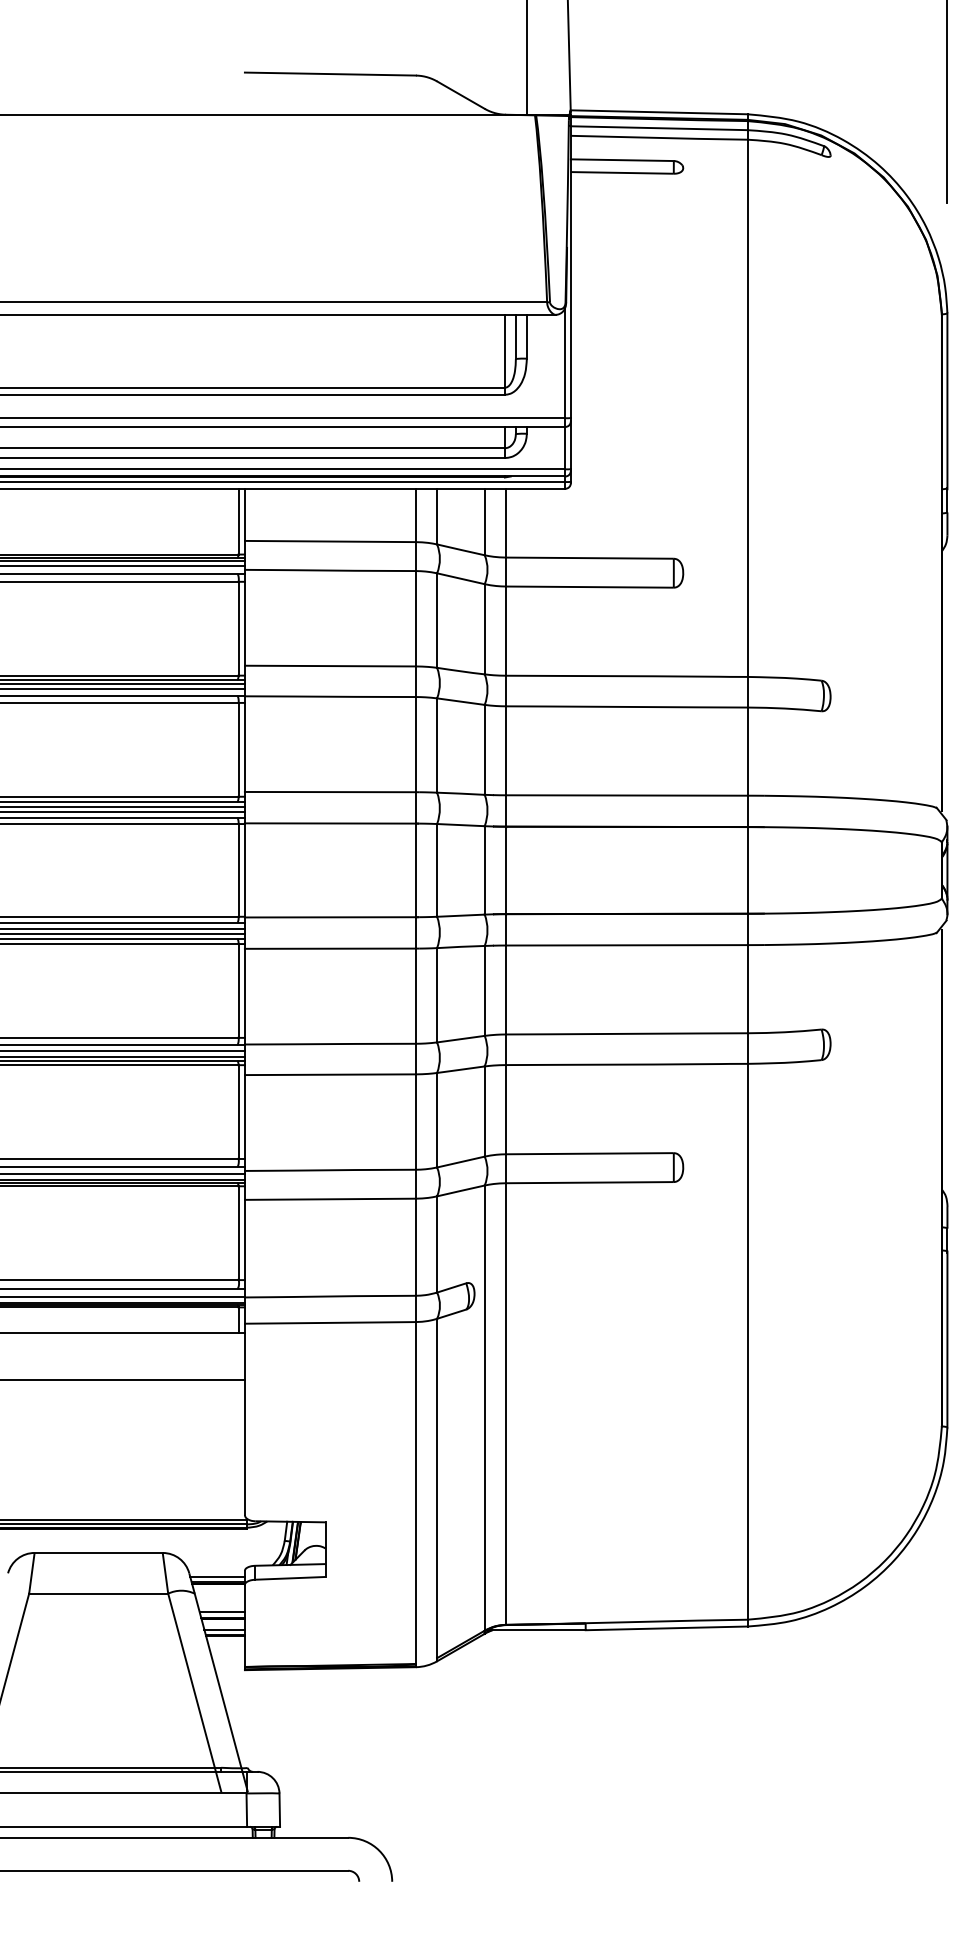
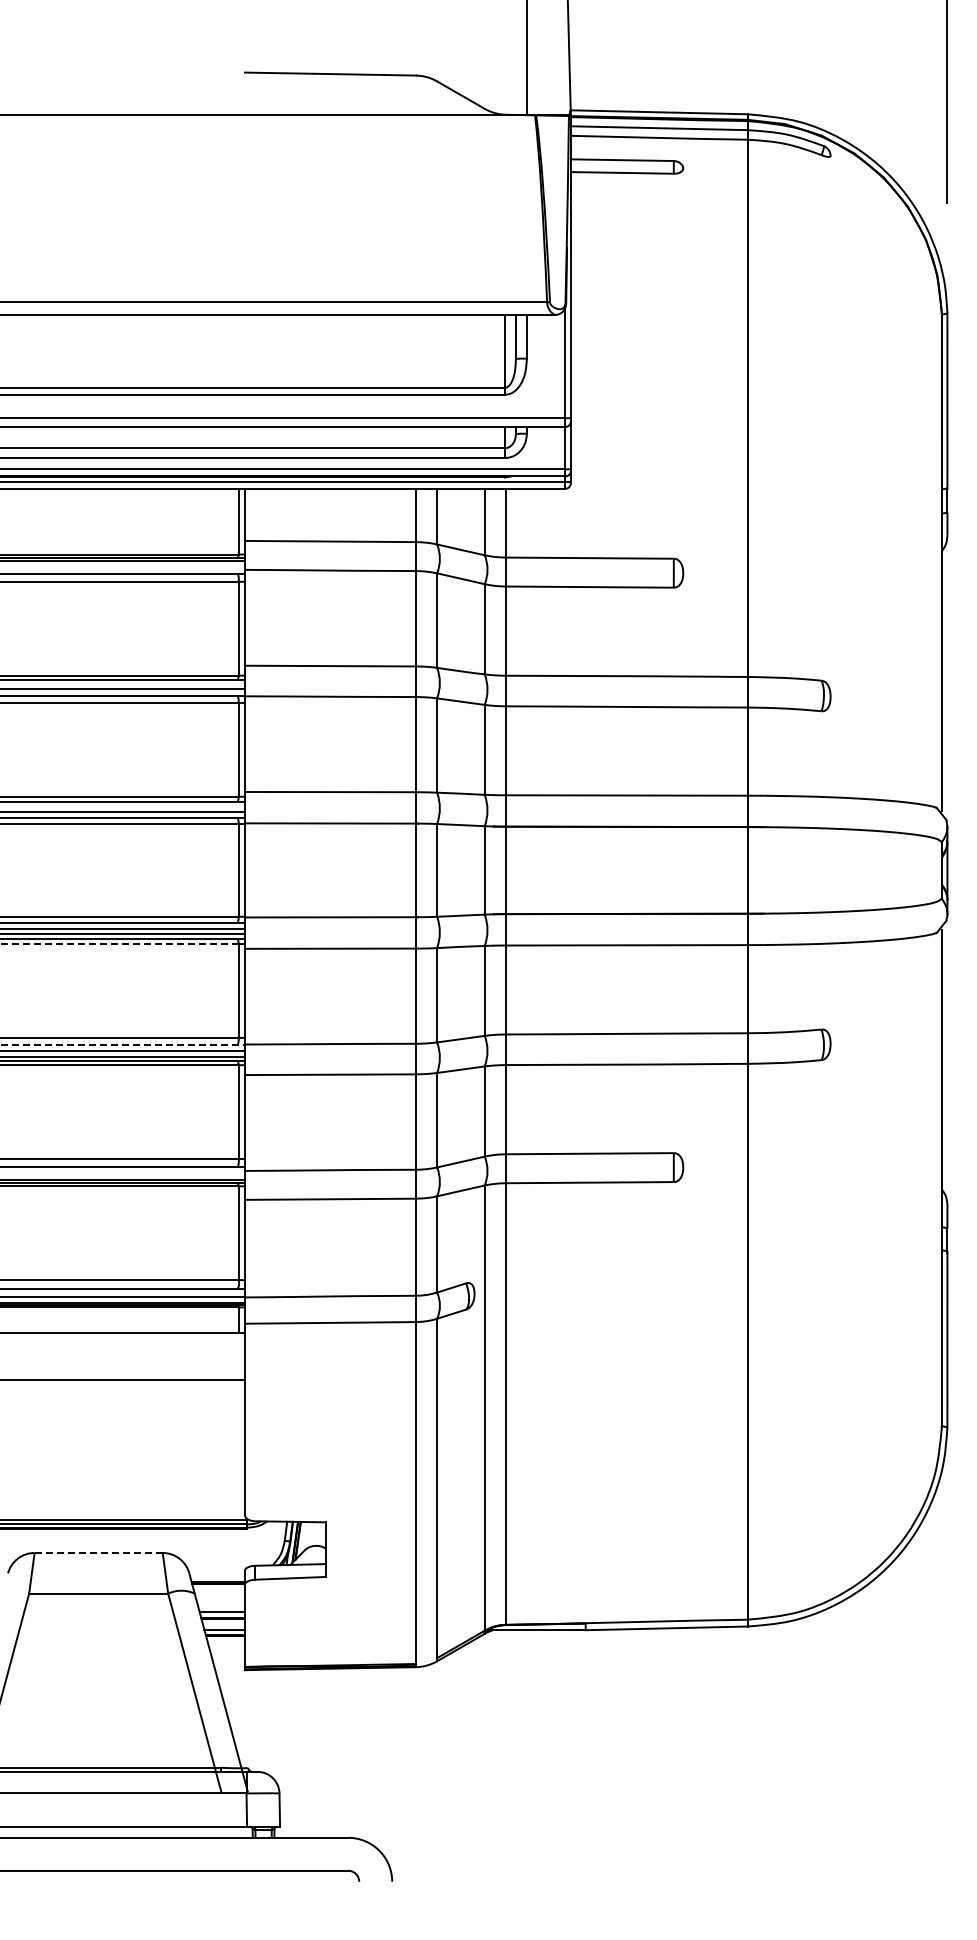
line: present -> none (123, 566)
line: present -> none (123, 683)
line: present -> none (123, 806)
line: solid -> dashed (119, 943)
line: solid -> dashed (122, 1044)
line: present -> none (123, 1174)
line: solid -> dashed (98, 1552)
line: present -> none (217, 1576)
